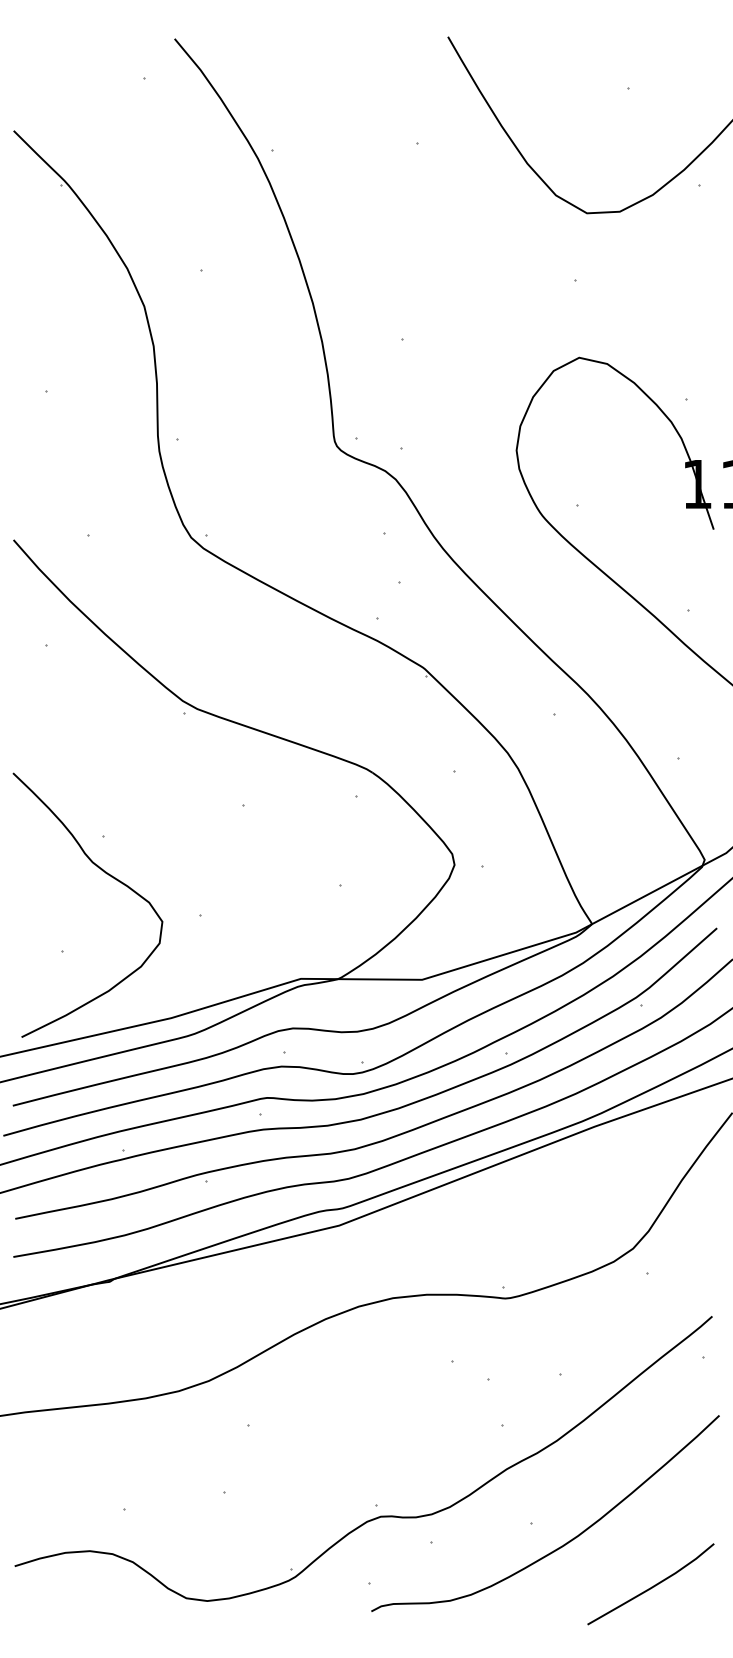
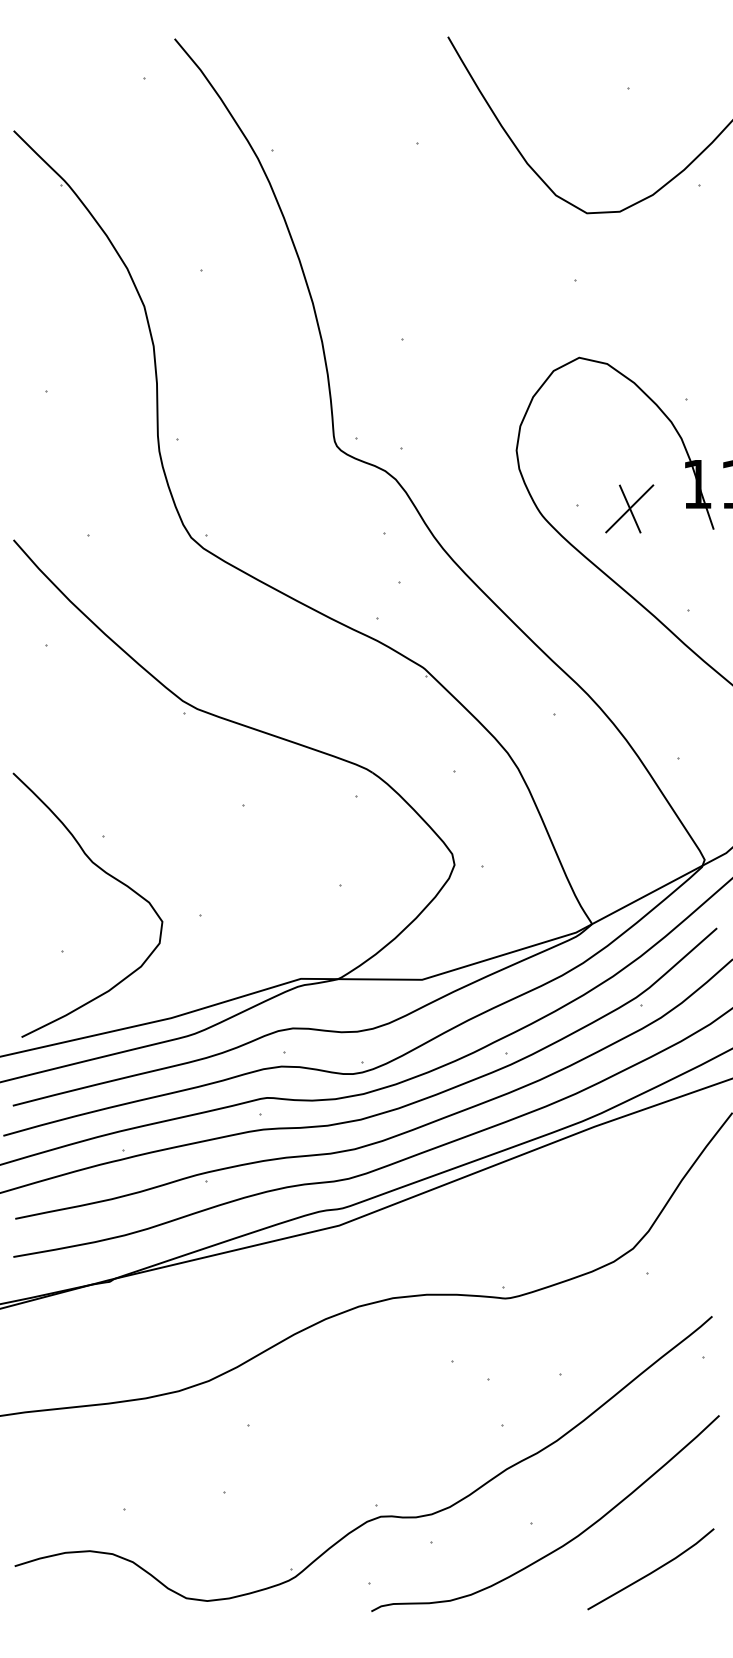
part: none -> present (629, 508)
curve position: (651, 1586) -> (651, 1571) (651, 1571)
